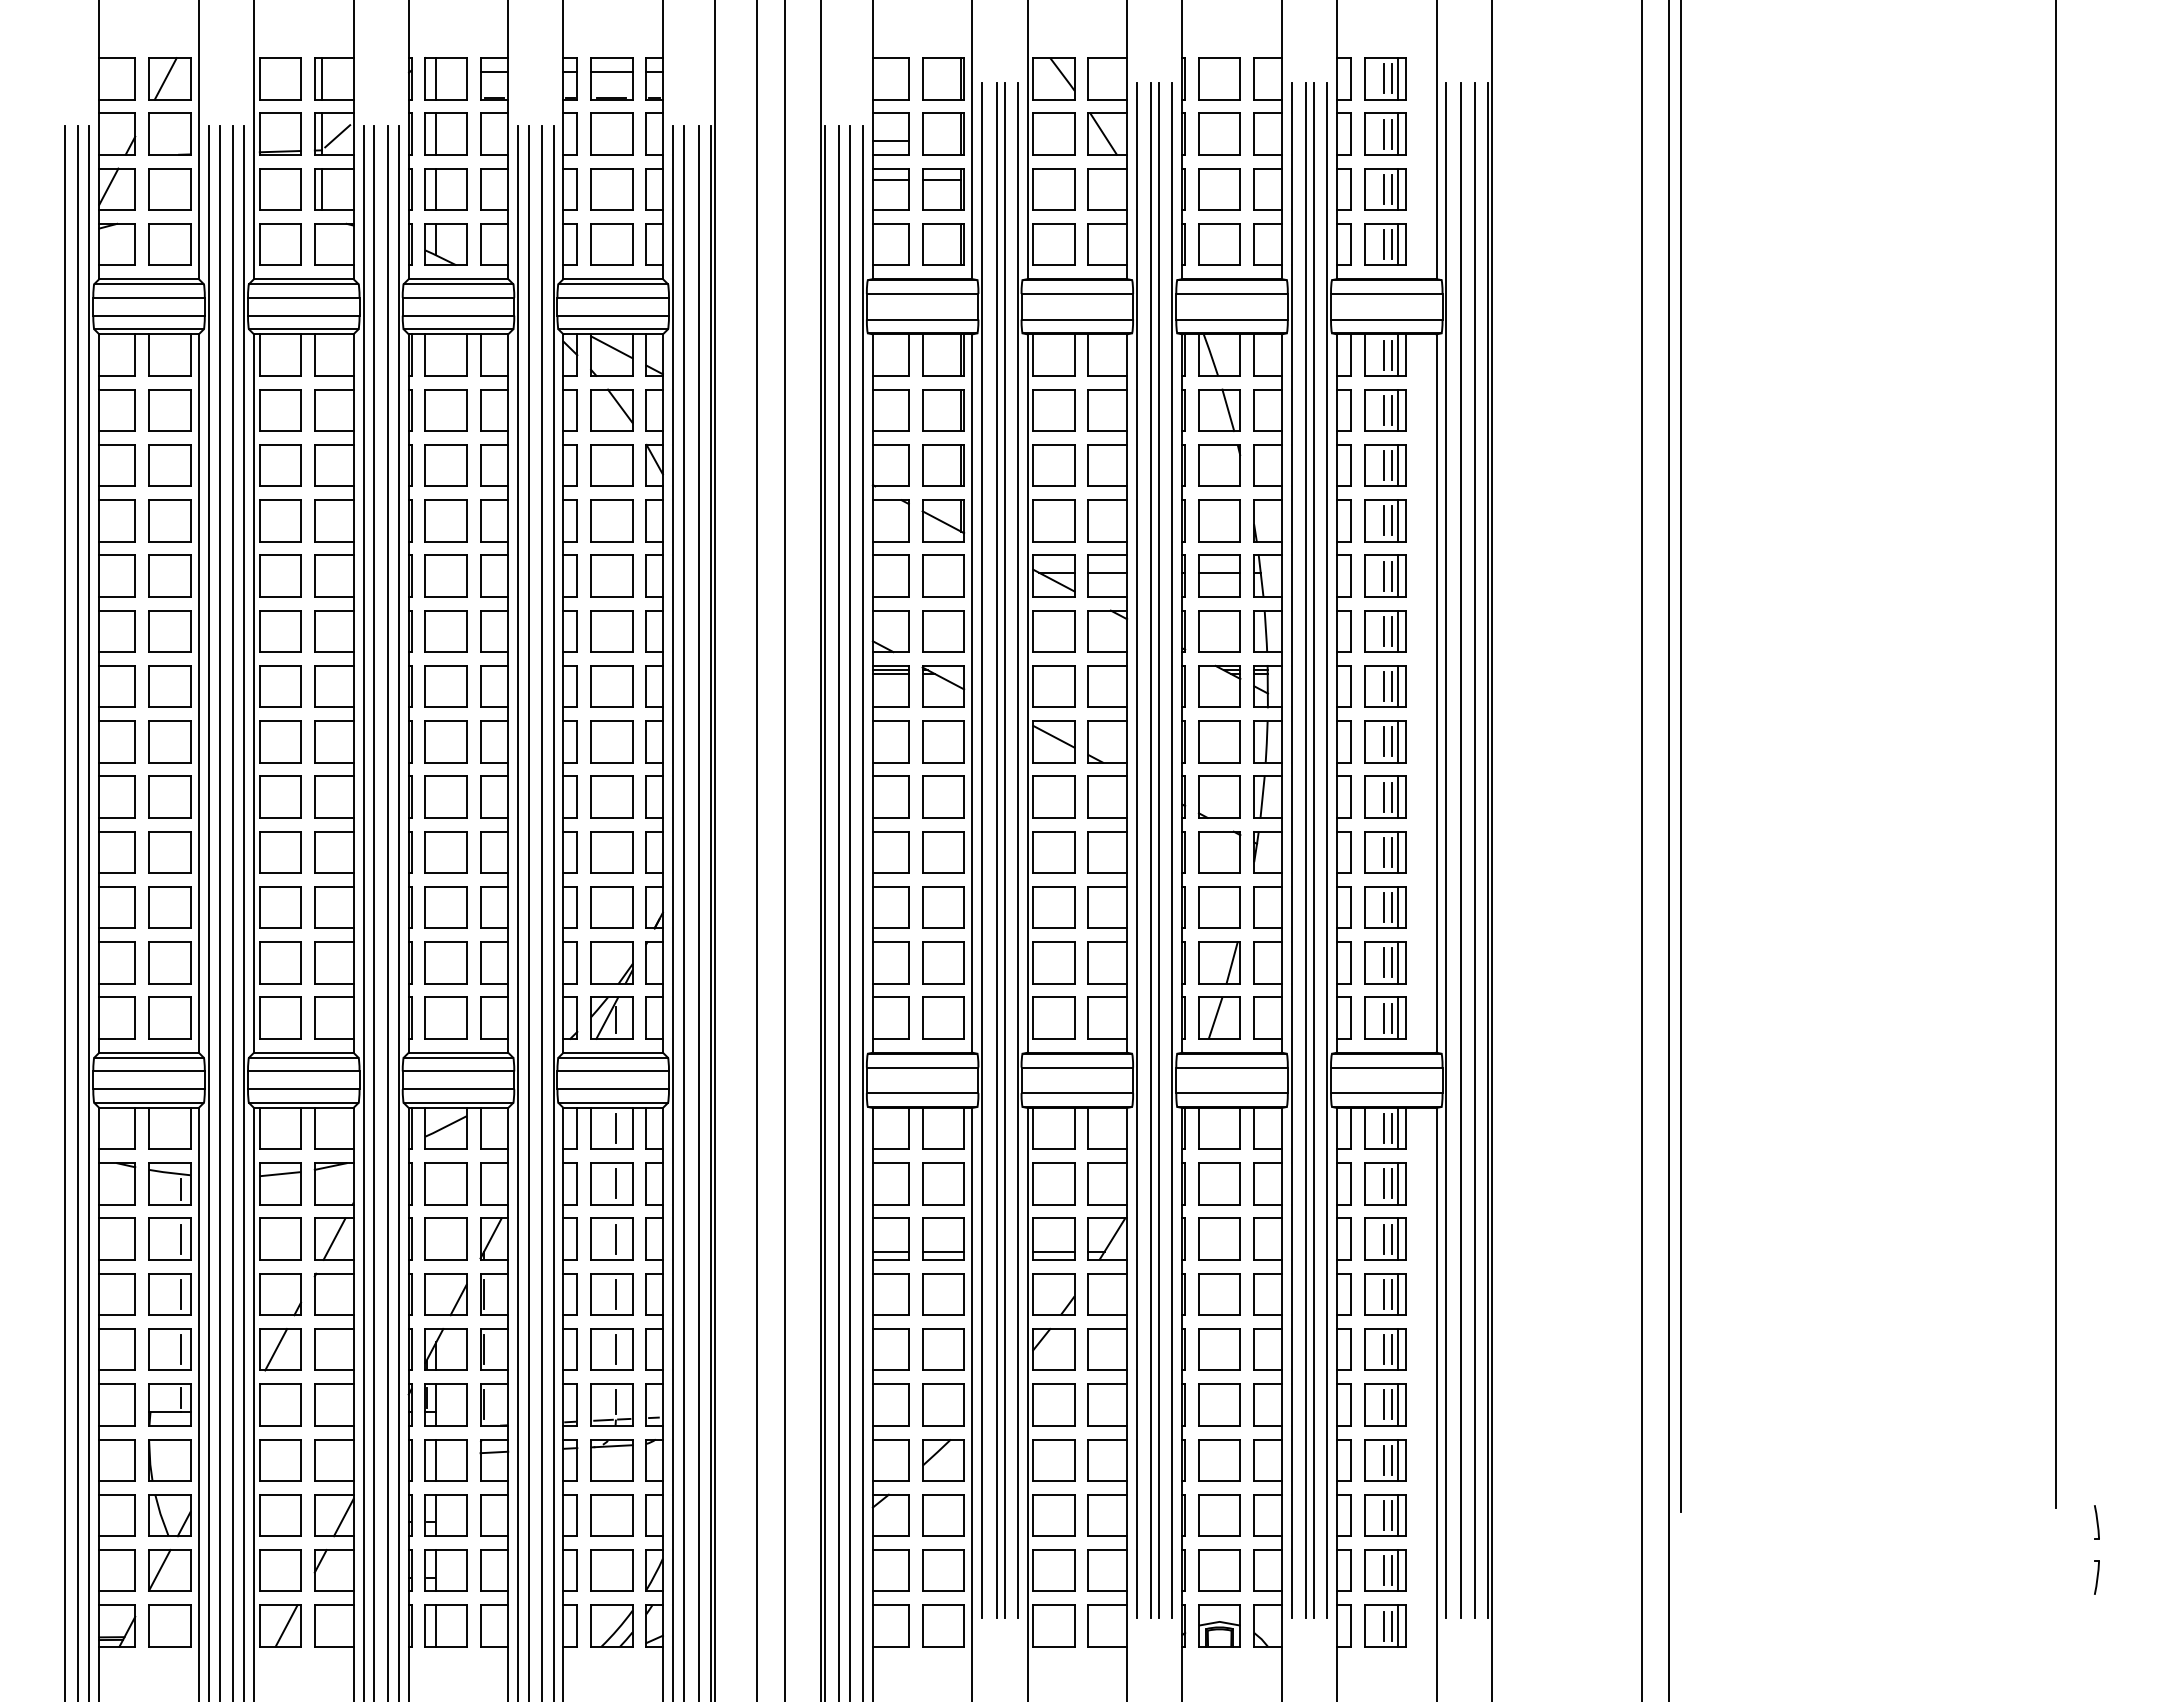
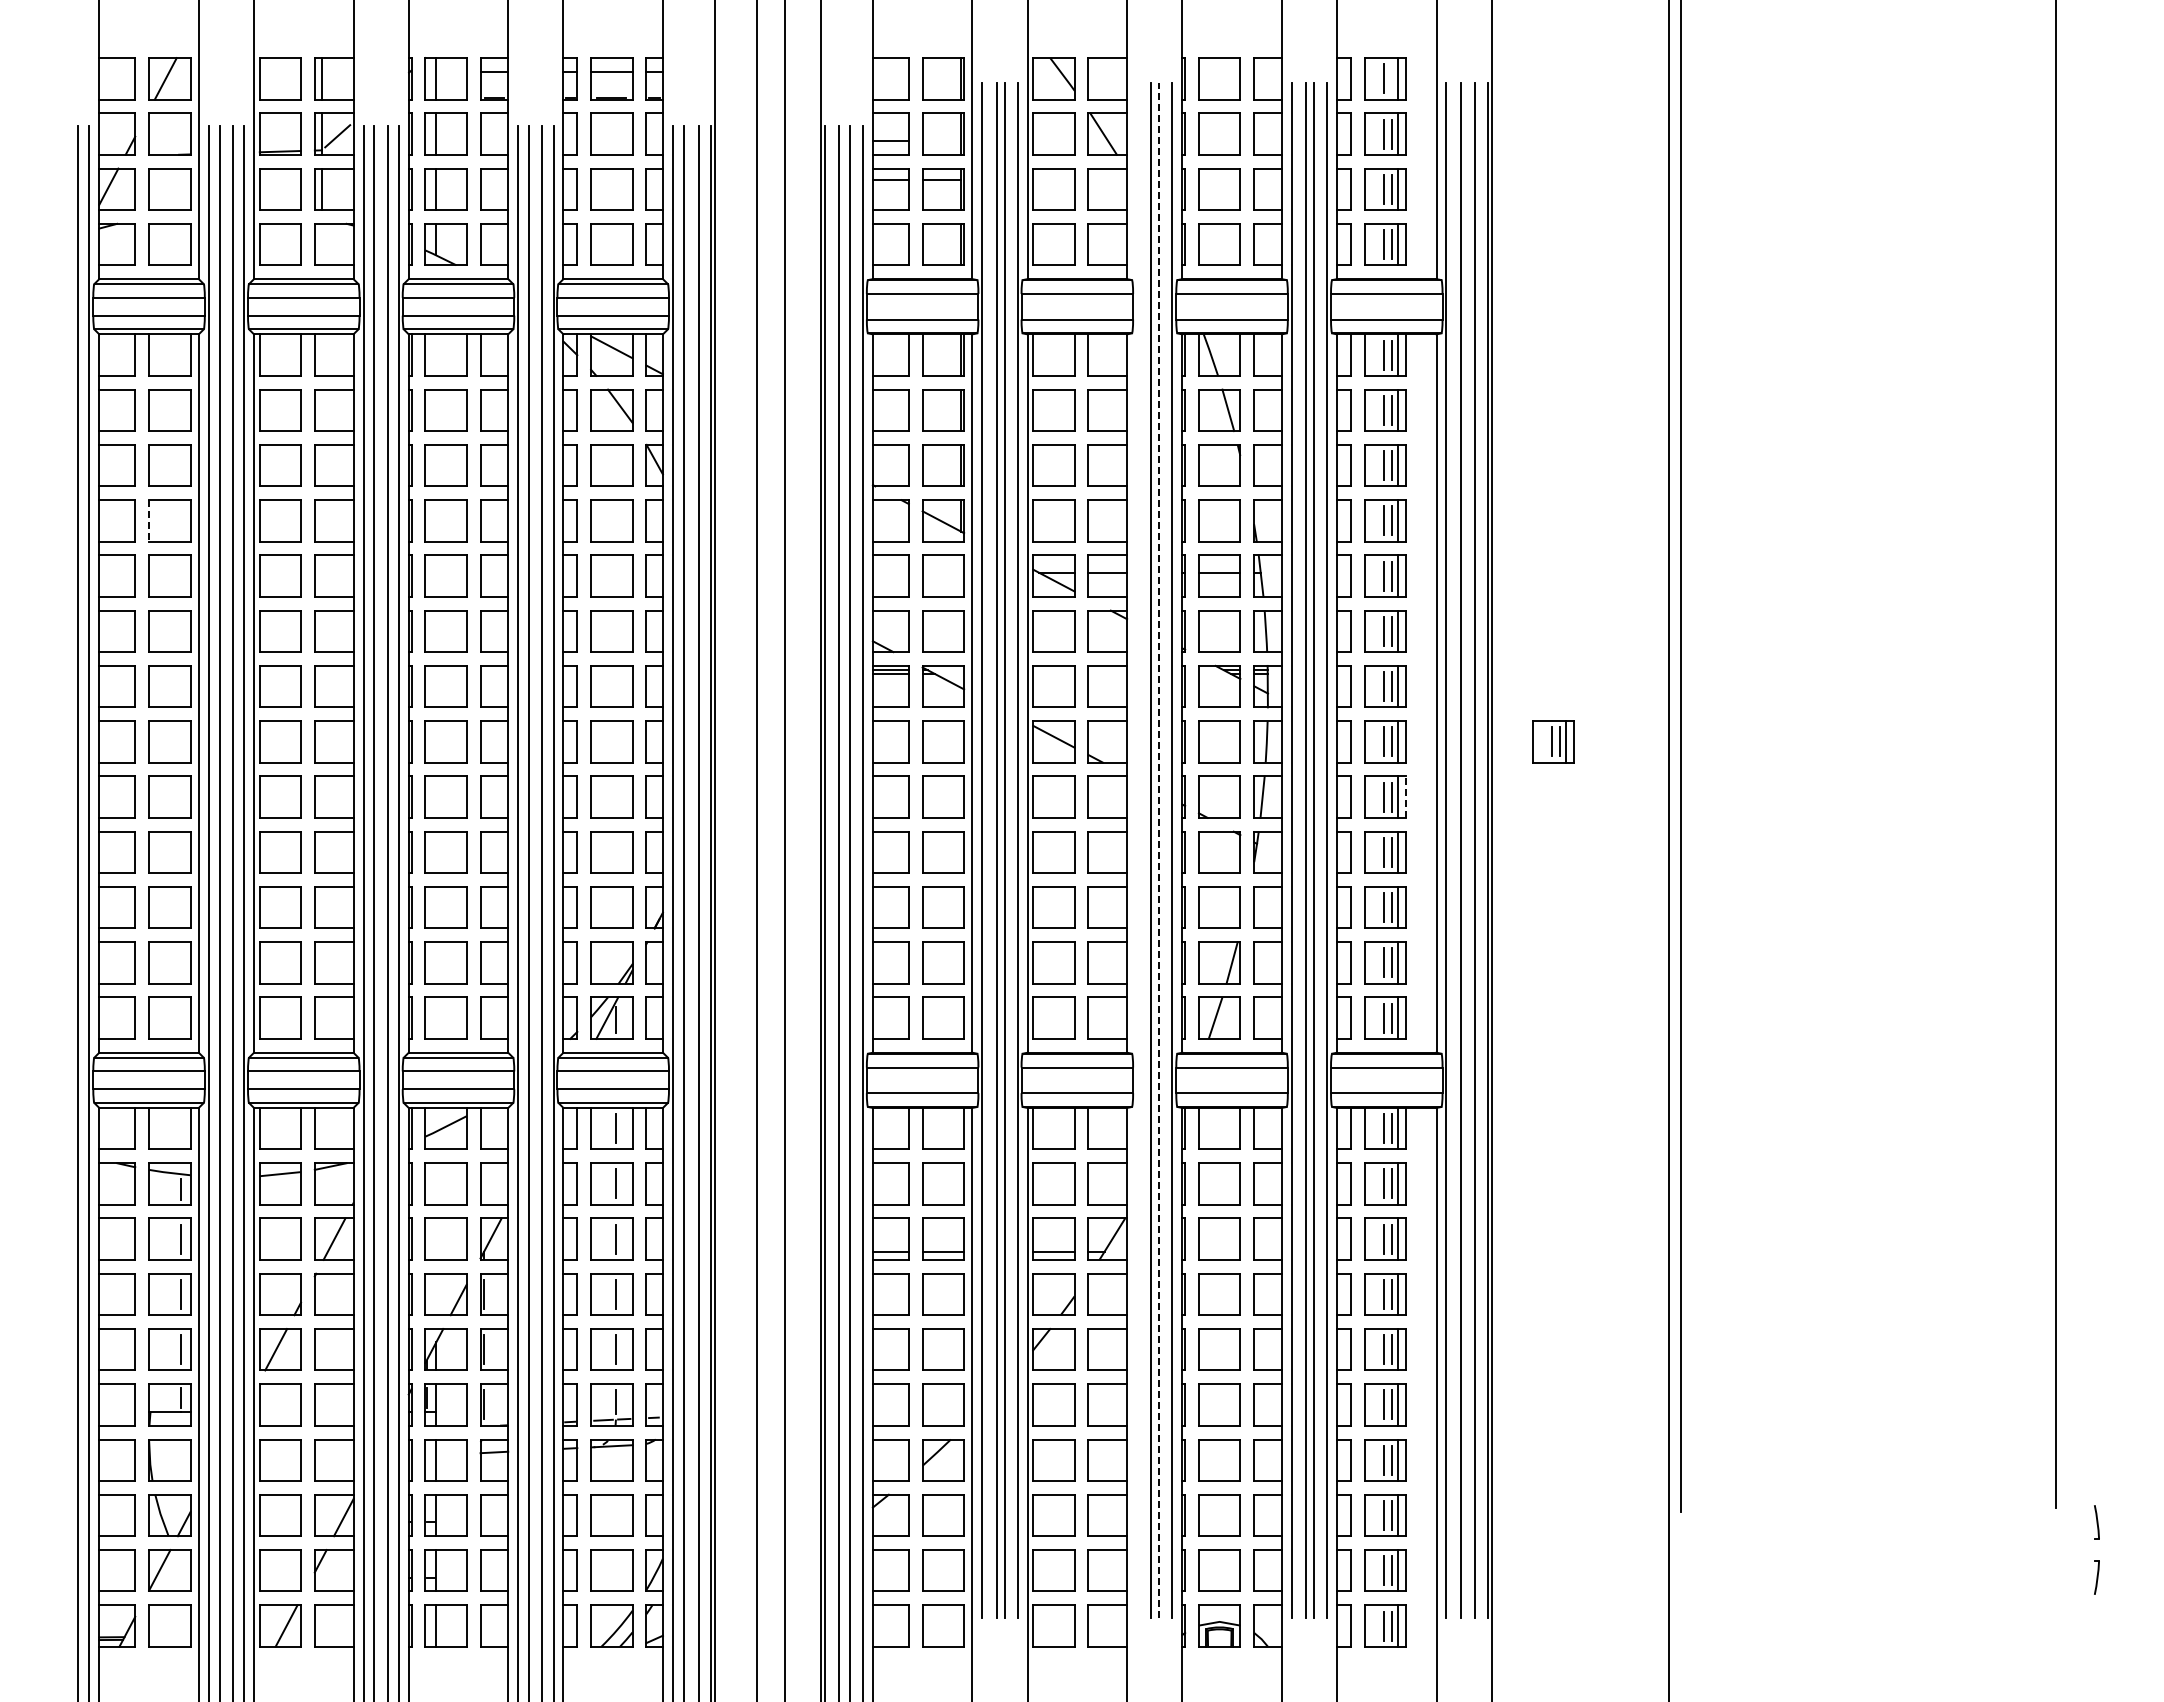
line: present -> none (1392, 78)
line: solid -> dashed (149, 520)
part: none -> present (1553, 741)
line: solid -> dashed (1406, 797)
line: present -> none (1136, 850)
line: solid -> dashed (1159, 850)
line: present -> none (1642, 850)
line: present -> none (64, 912)
